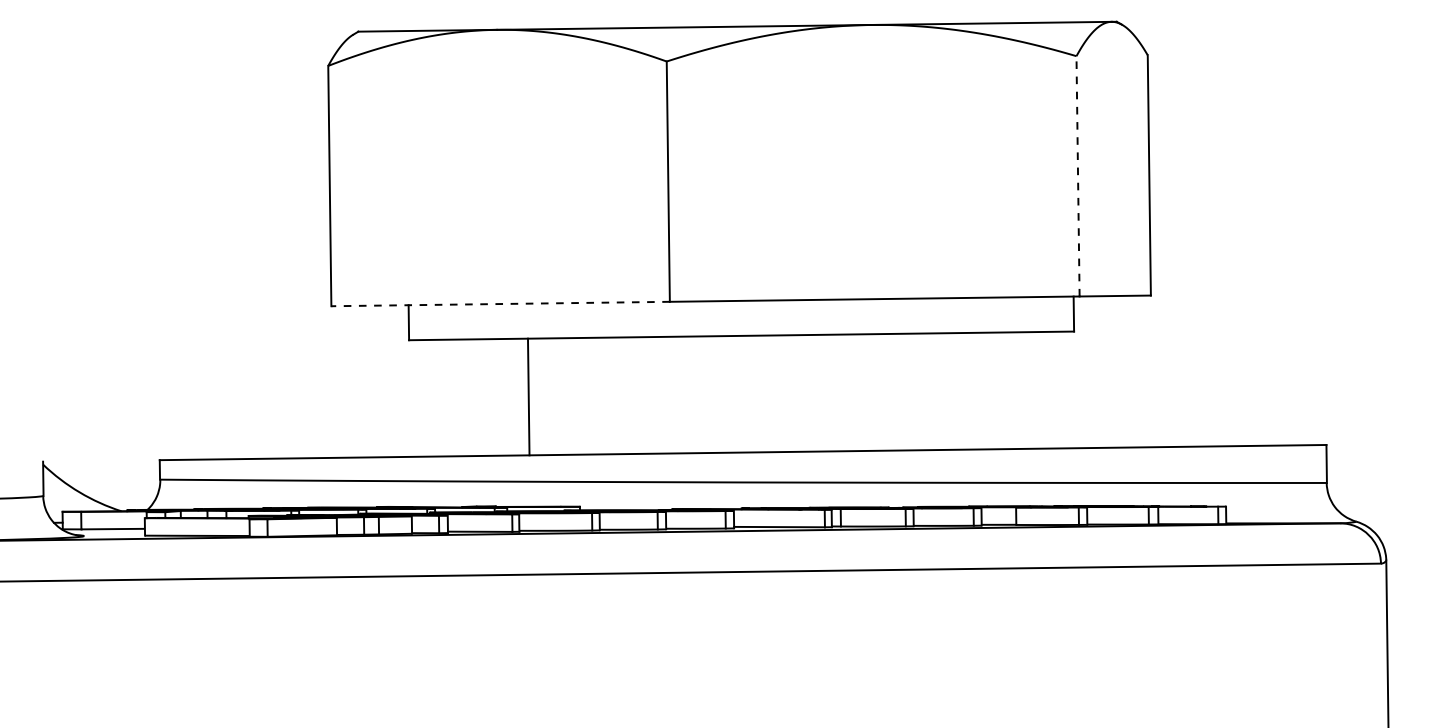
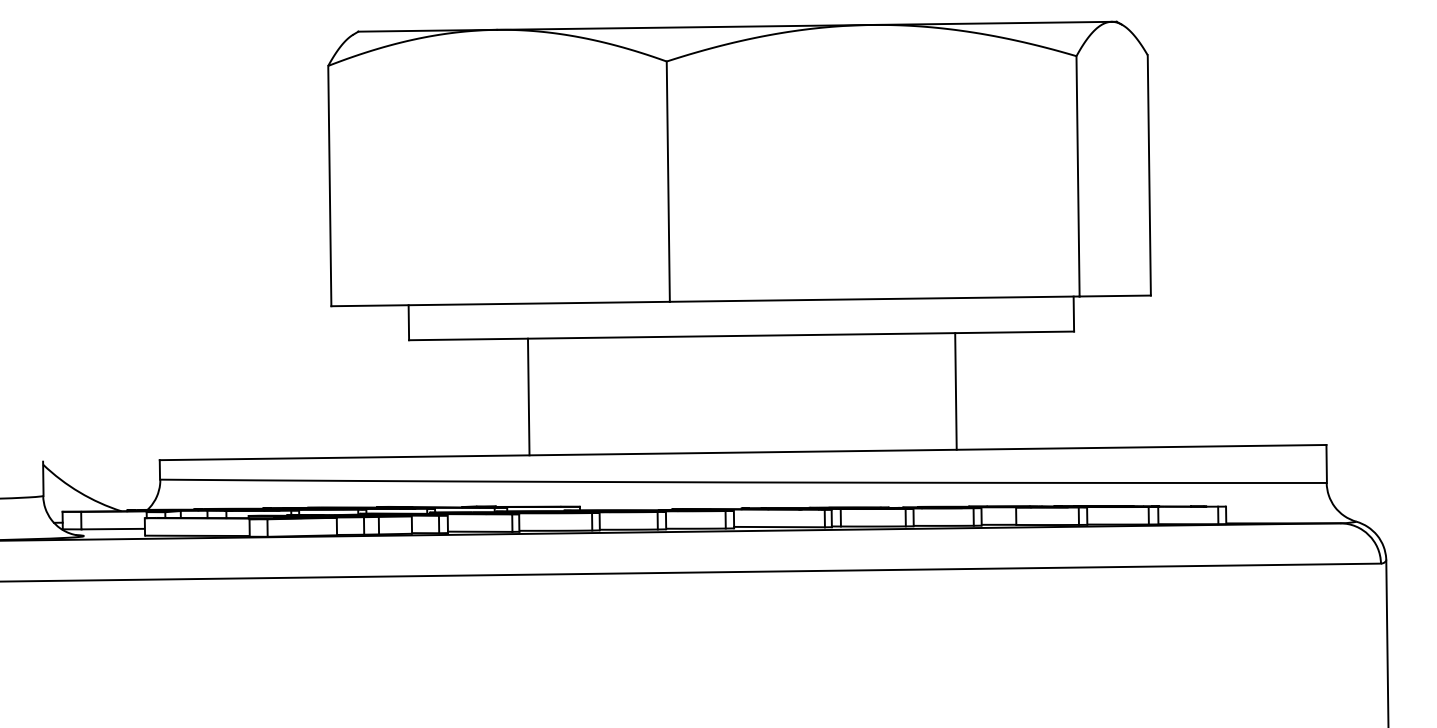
line: dashed -> solid (1078, 175)
line: dashed -> solid (500, 304)
line: none -> present (955, 391)
